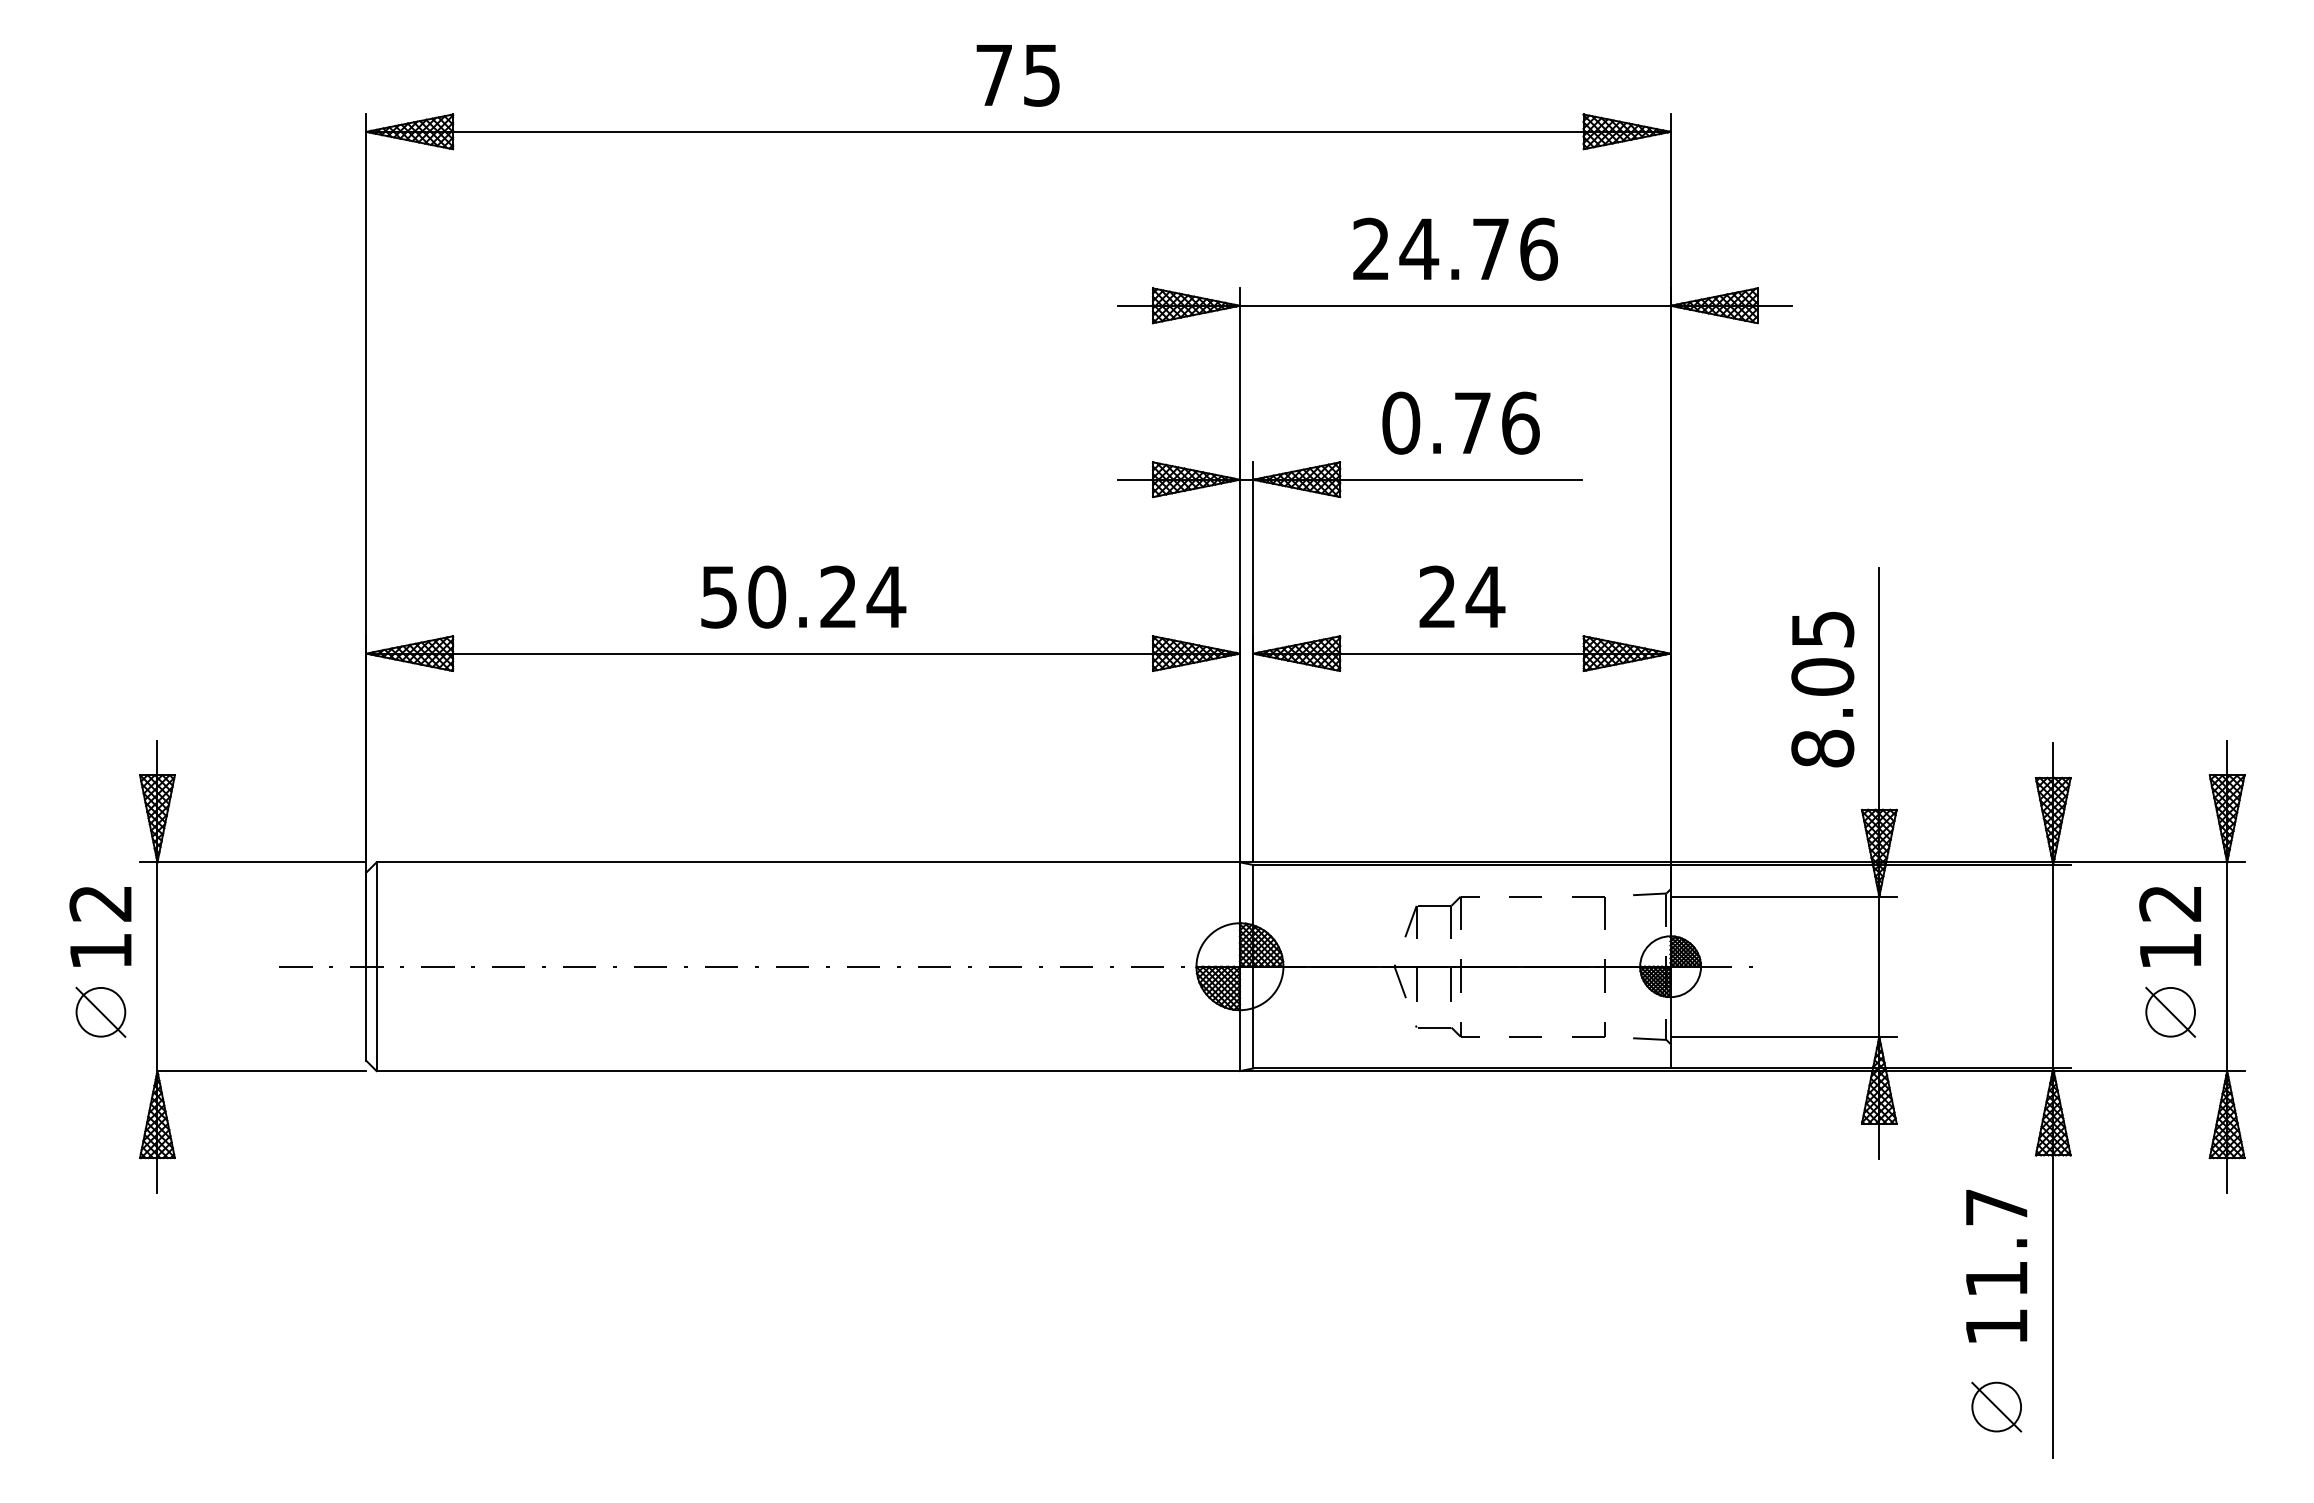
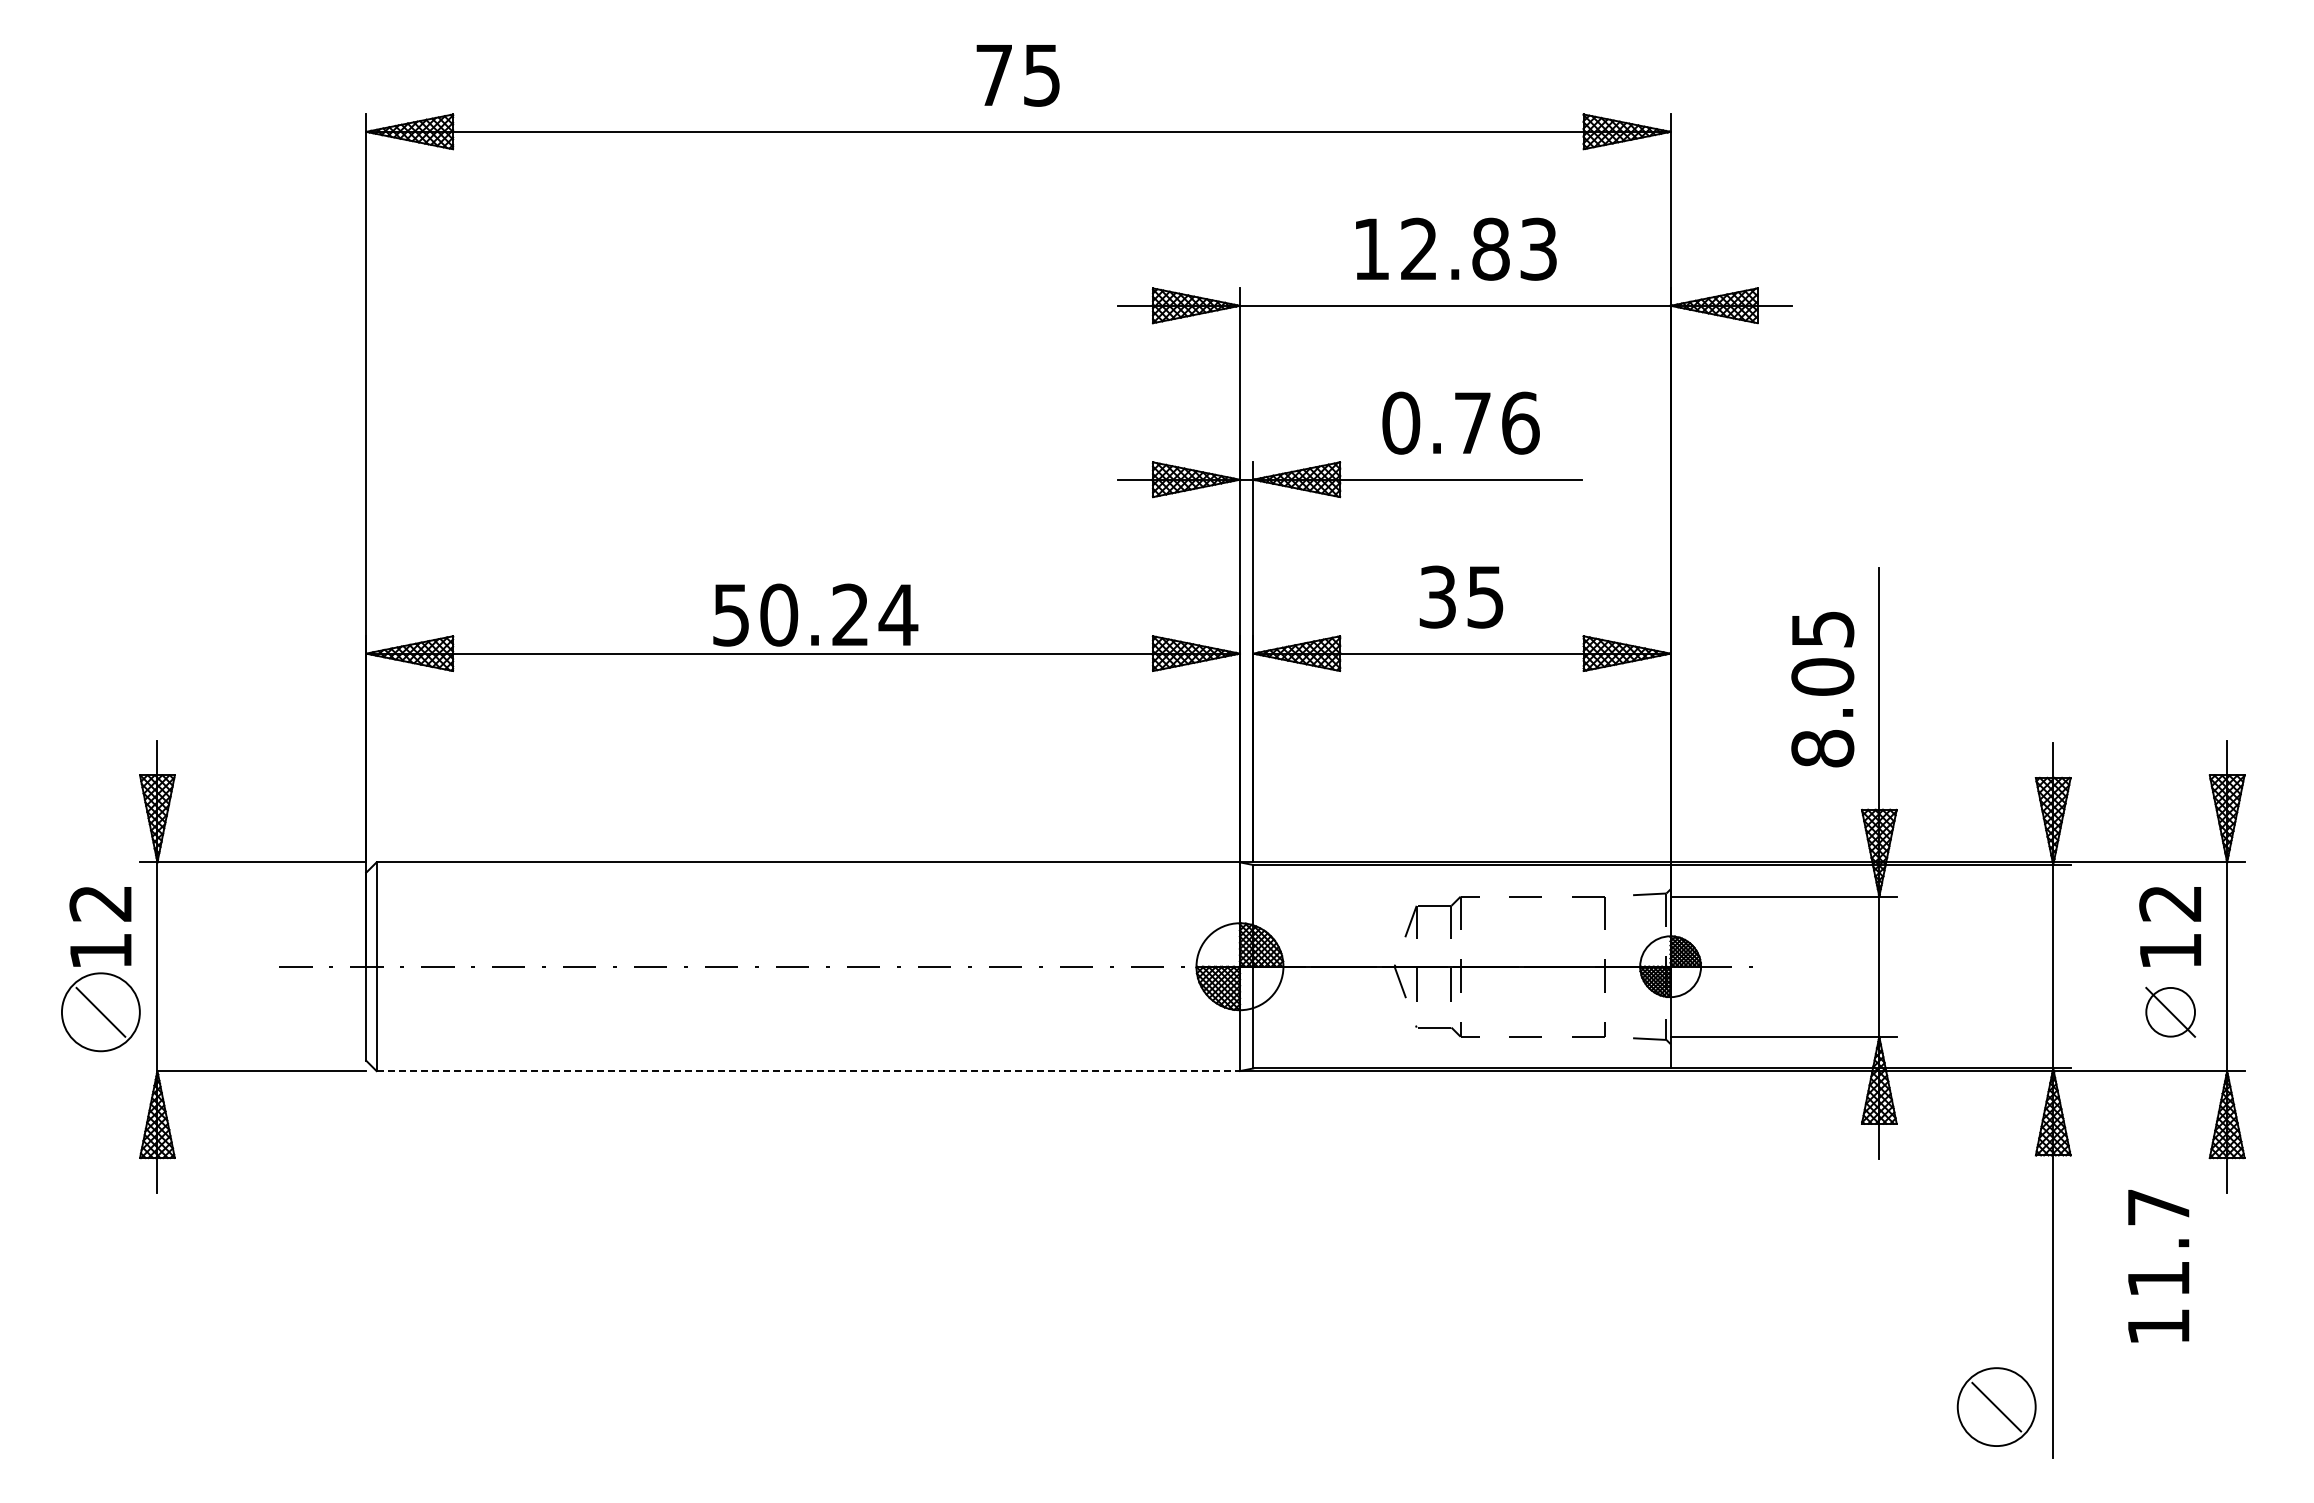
text: 24.76 -> 12.83 (1455, 248)
text position: (803, 596) -> (815, 614) (815, 614)
text: 24 -> 35 (1462, 596)
circle diameter: 49 px -> 78 px (100, 1012)
line: solid -> dashed (808, 1071)
text position: (1996, 1266) -> (2158, 1266) (2158, 1266)
circle diameter: 49 px -> 78 px (1996, 1407)
